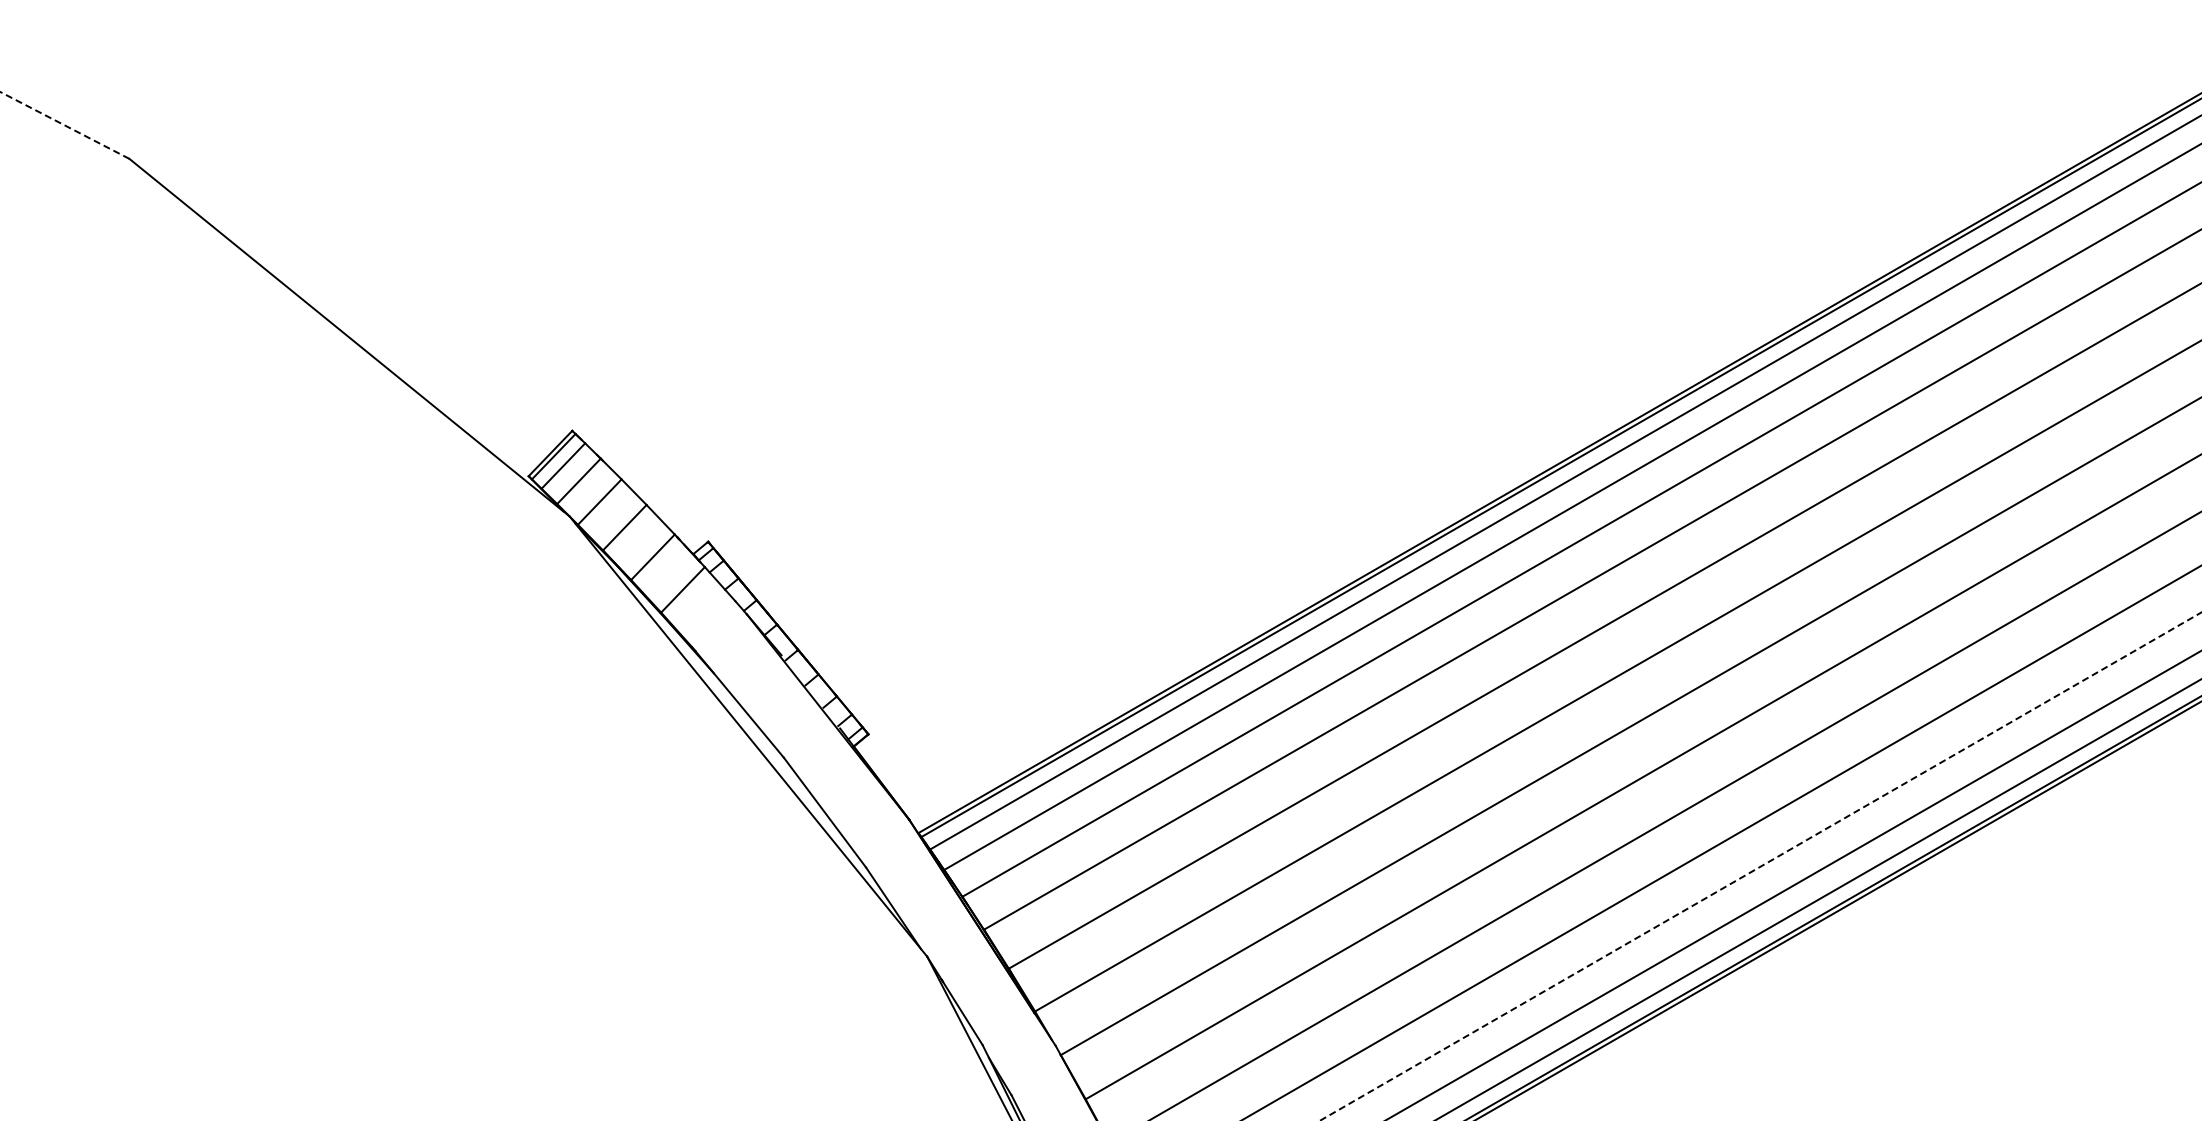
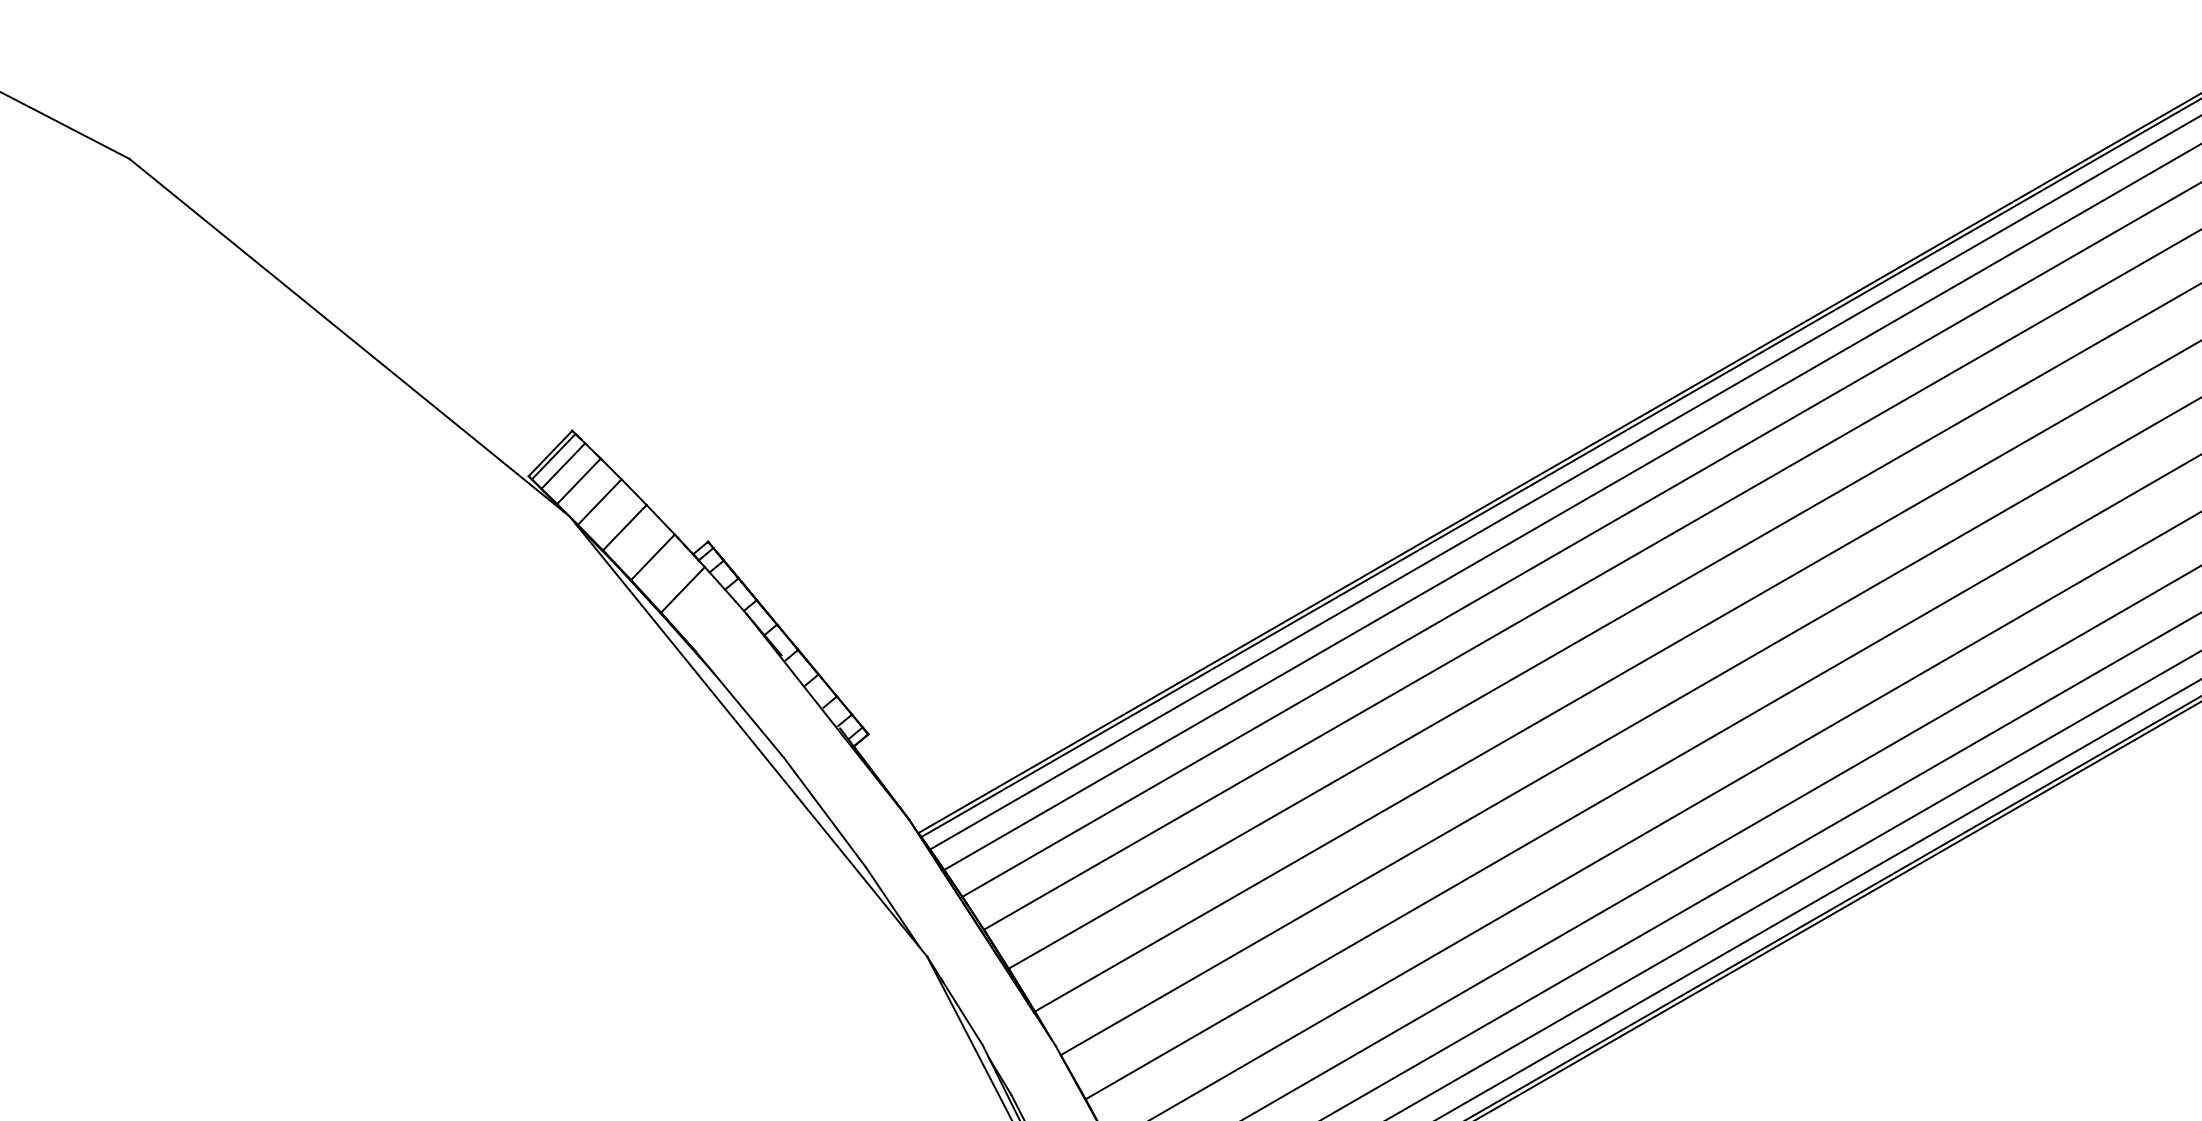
line: dashed -> solid (64, 125)
line: dashed -> solid (1760, 866)
